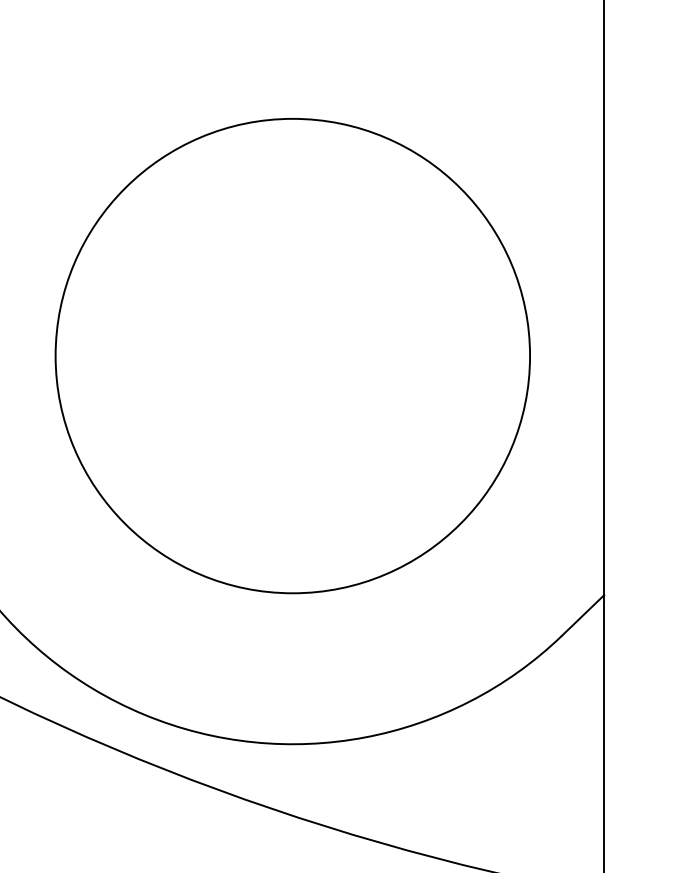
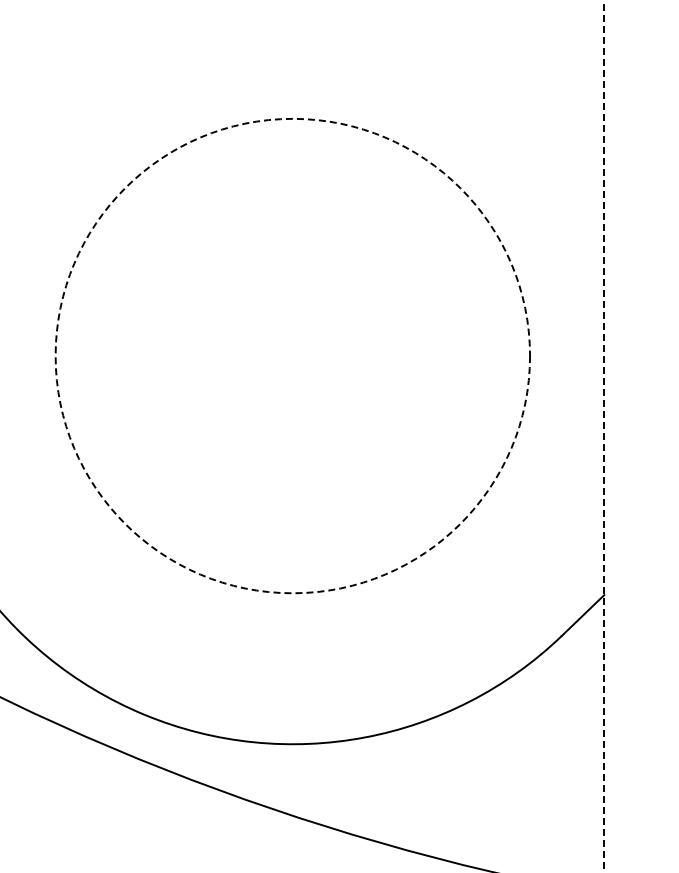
circle: solid -> dashed (292, 355)
line: solid -> dashed (604, 436)
